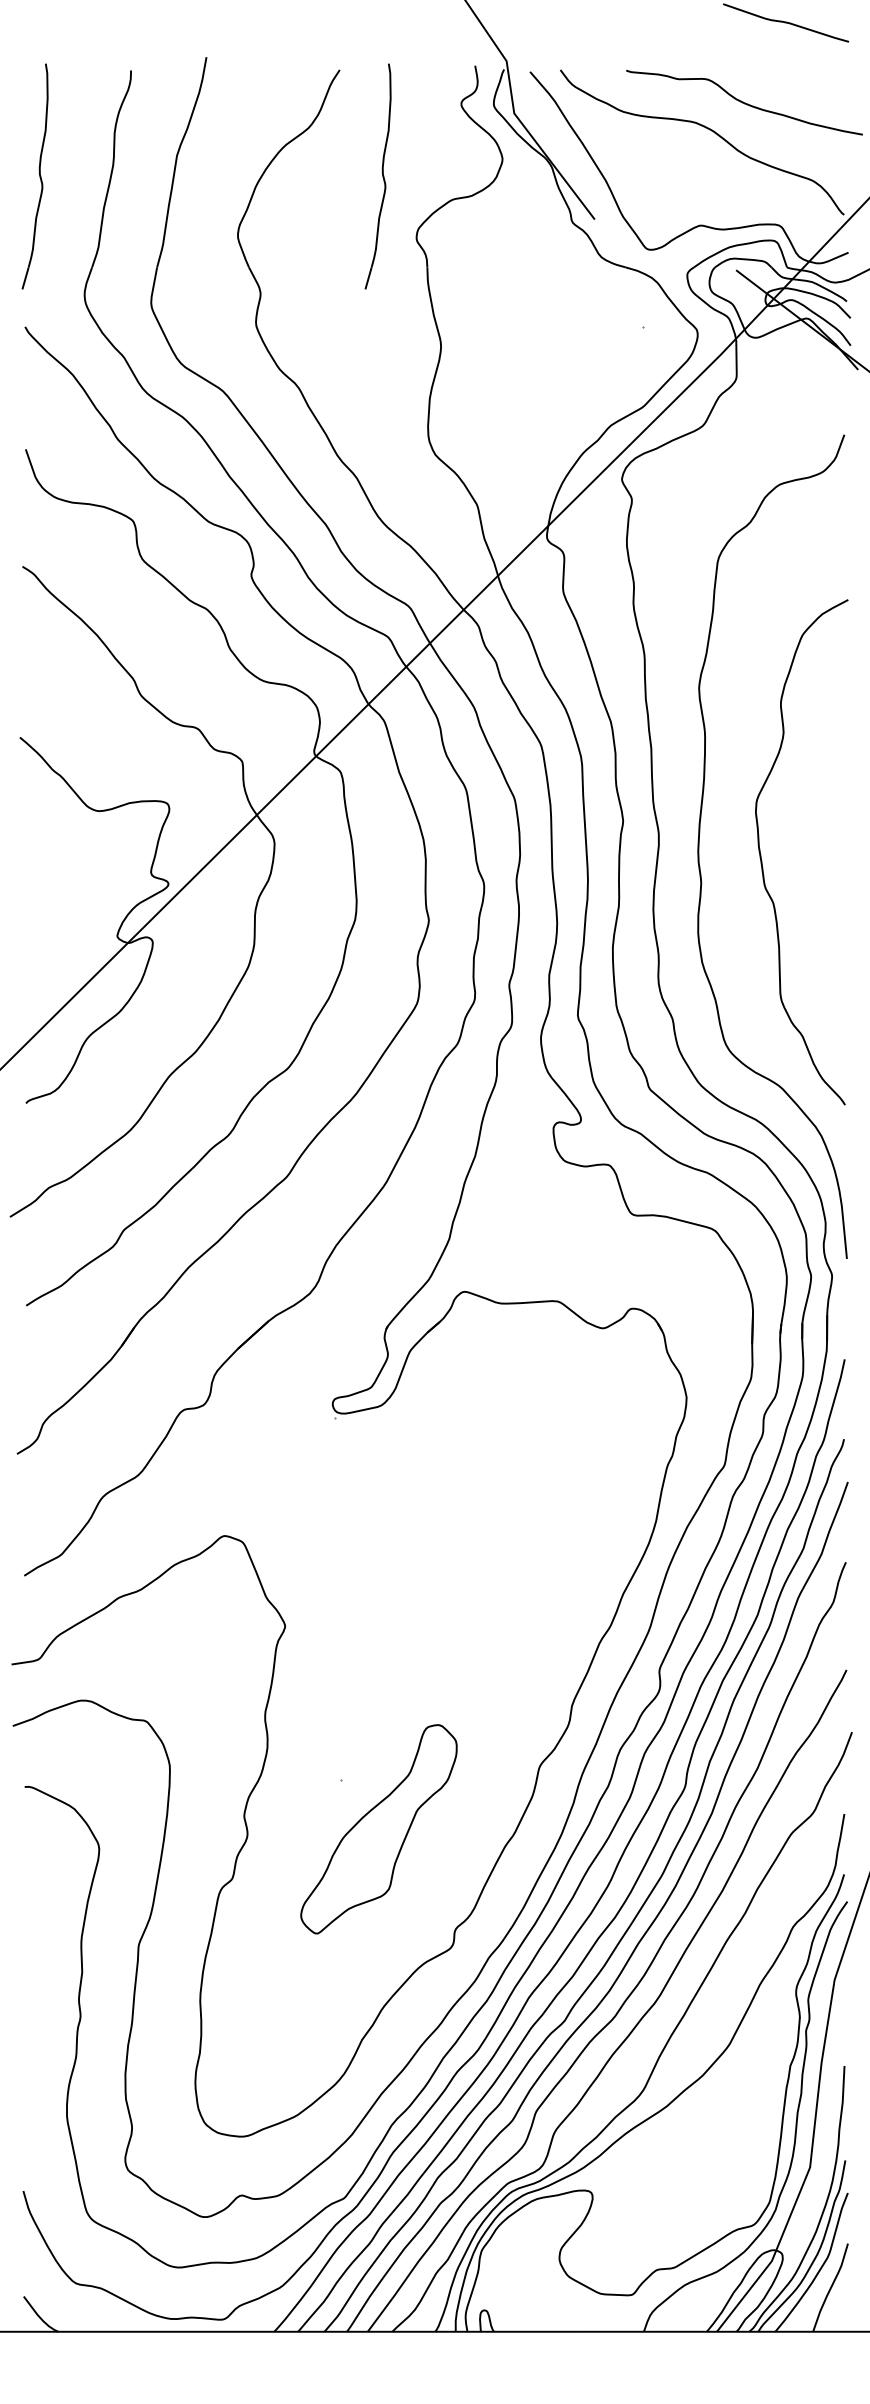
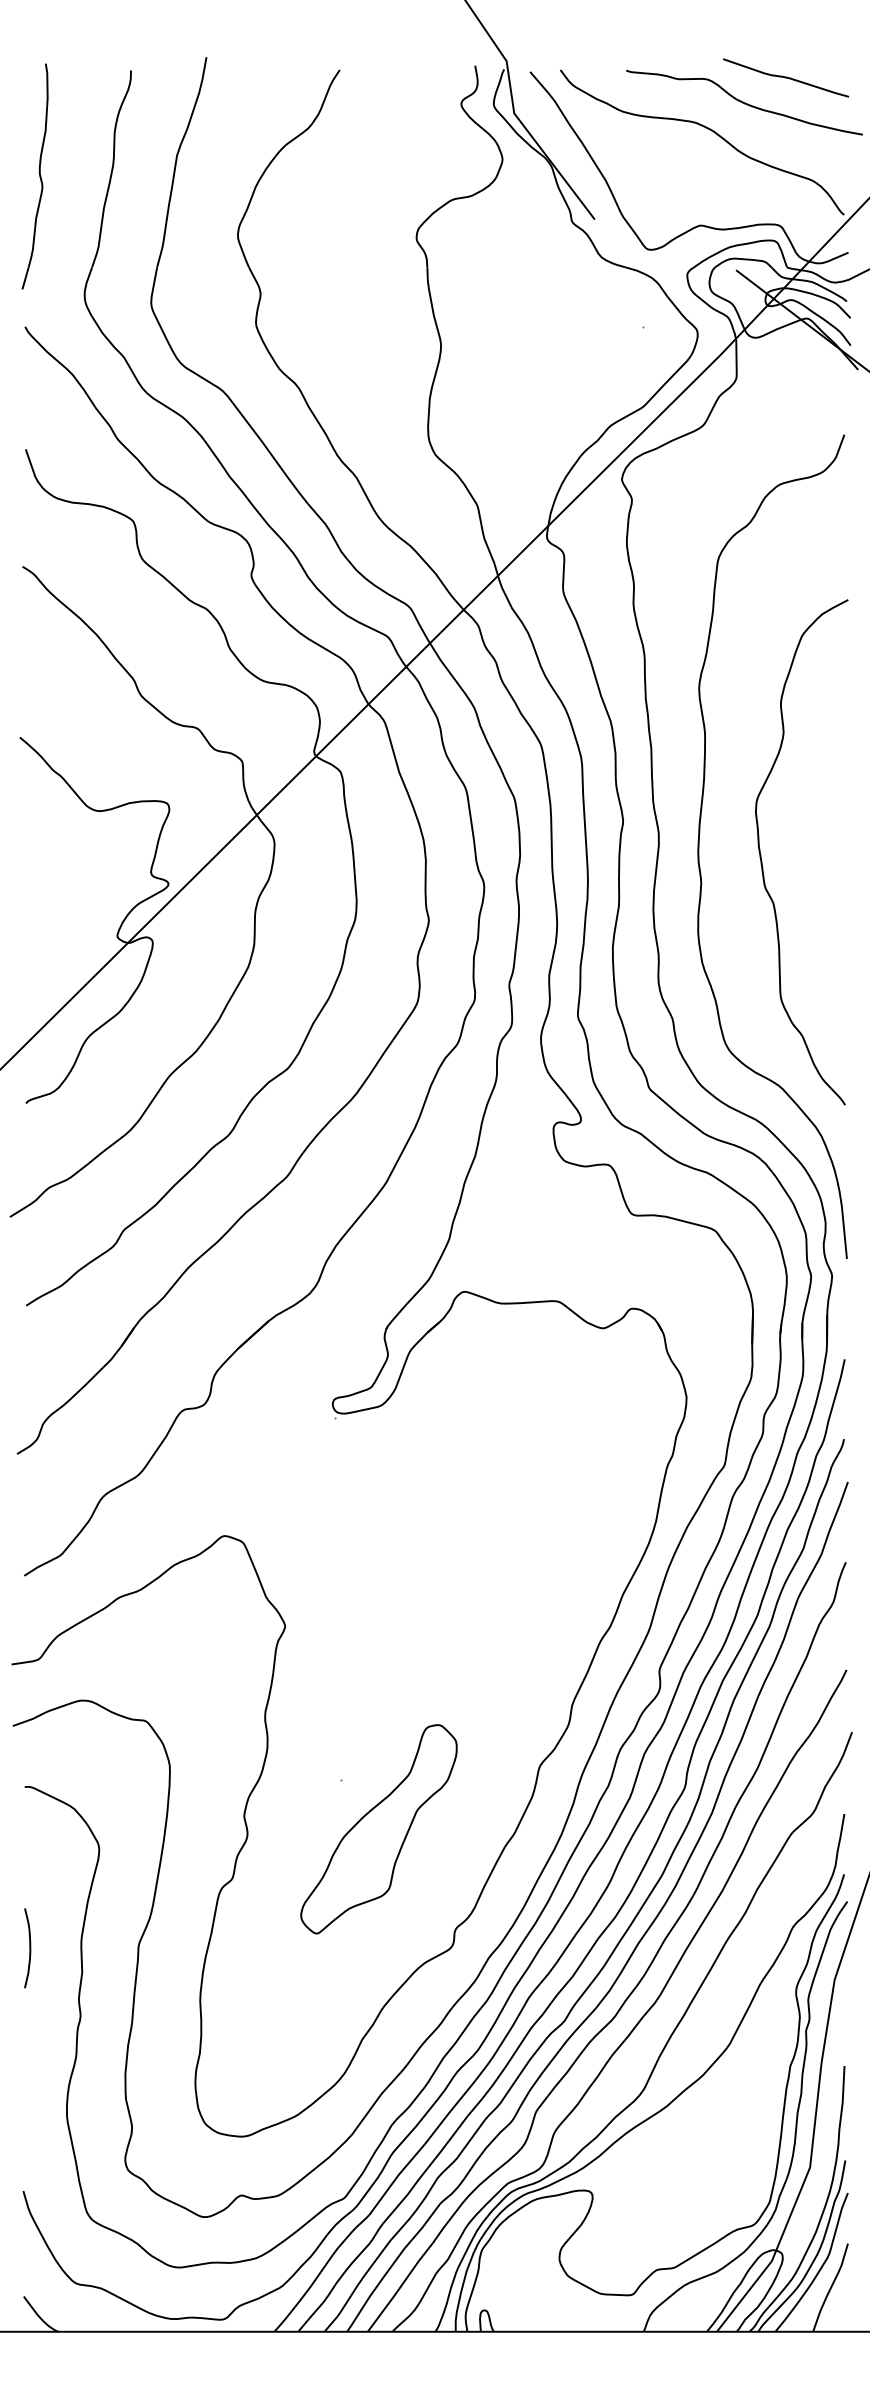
curve position: (786, 22) -> (786, 77) (786, 77)
part: present -> none (377, 176)
curve: none -> present (29, 1948)
